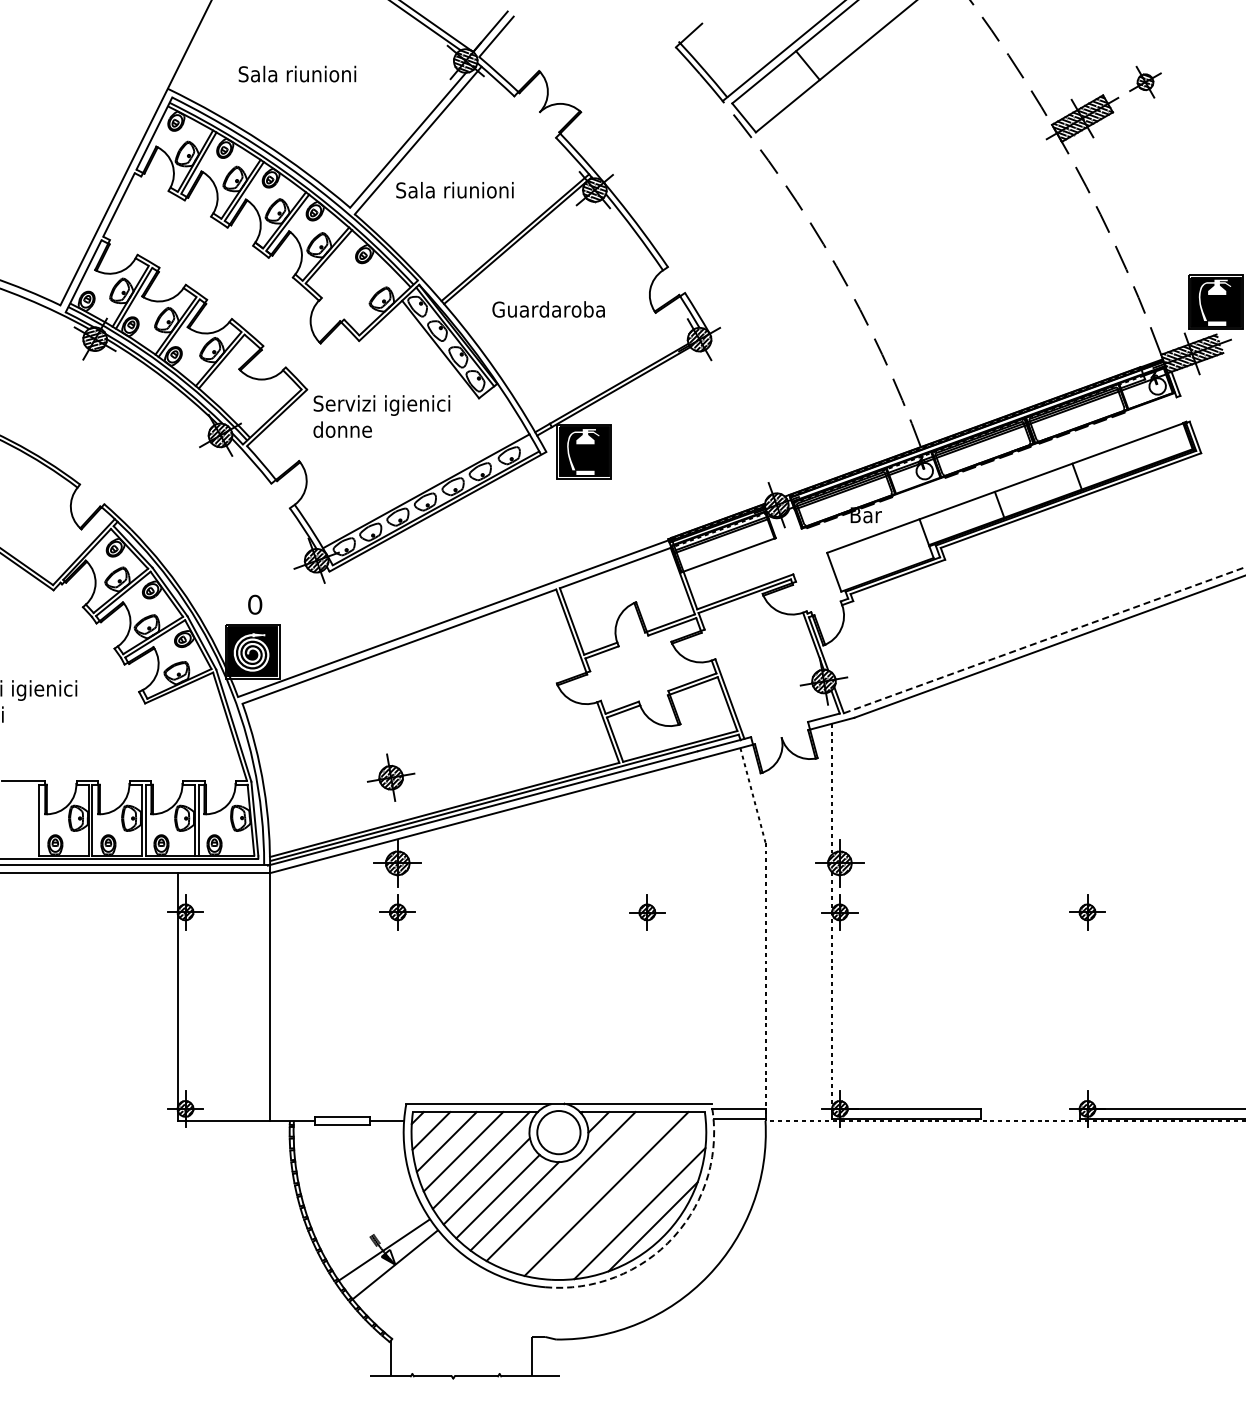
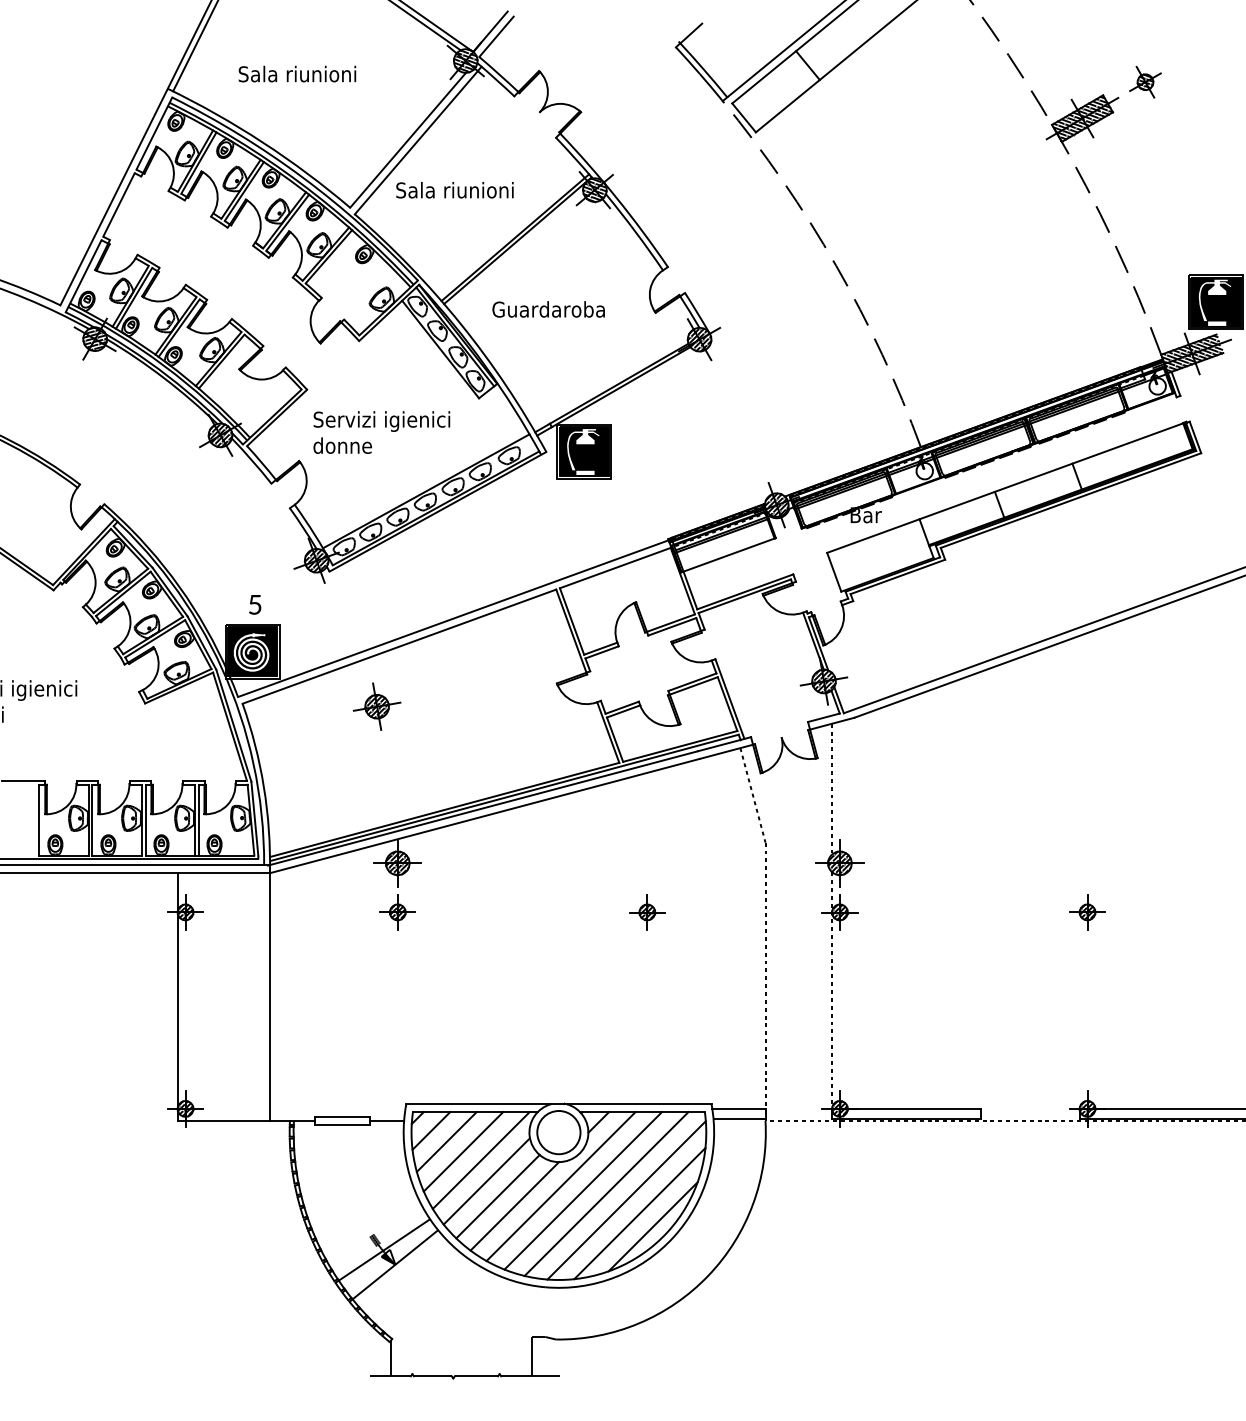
line: none -> present (195, 46)
text position: (381, 416) -> (381, 432) (381, 432)
text: 0 -> 5 (255, 604)
line: dashed -> solid (1044, 640)
part position: (391, 777) -> (377, 706) (377, 706)
line: none -> present (583, 1190)
line: none -> present (626, 1200)
arc: dashed -> solid (673, 1237)
